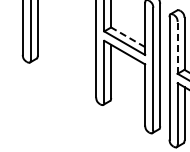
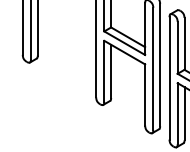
line: dashed -> solid (128, 37)
line: dashed -> solid (177, 47)
